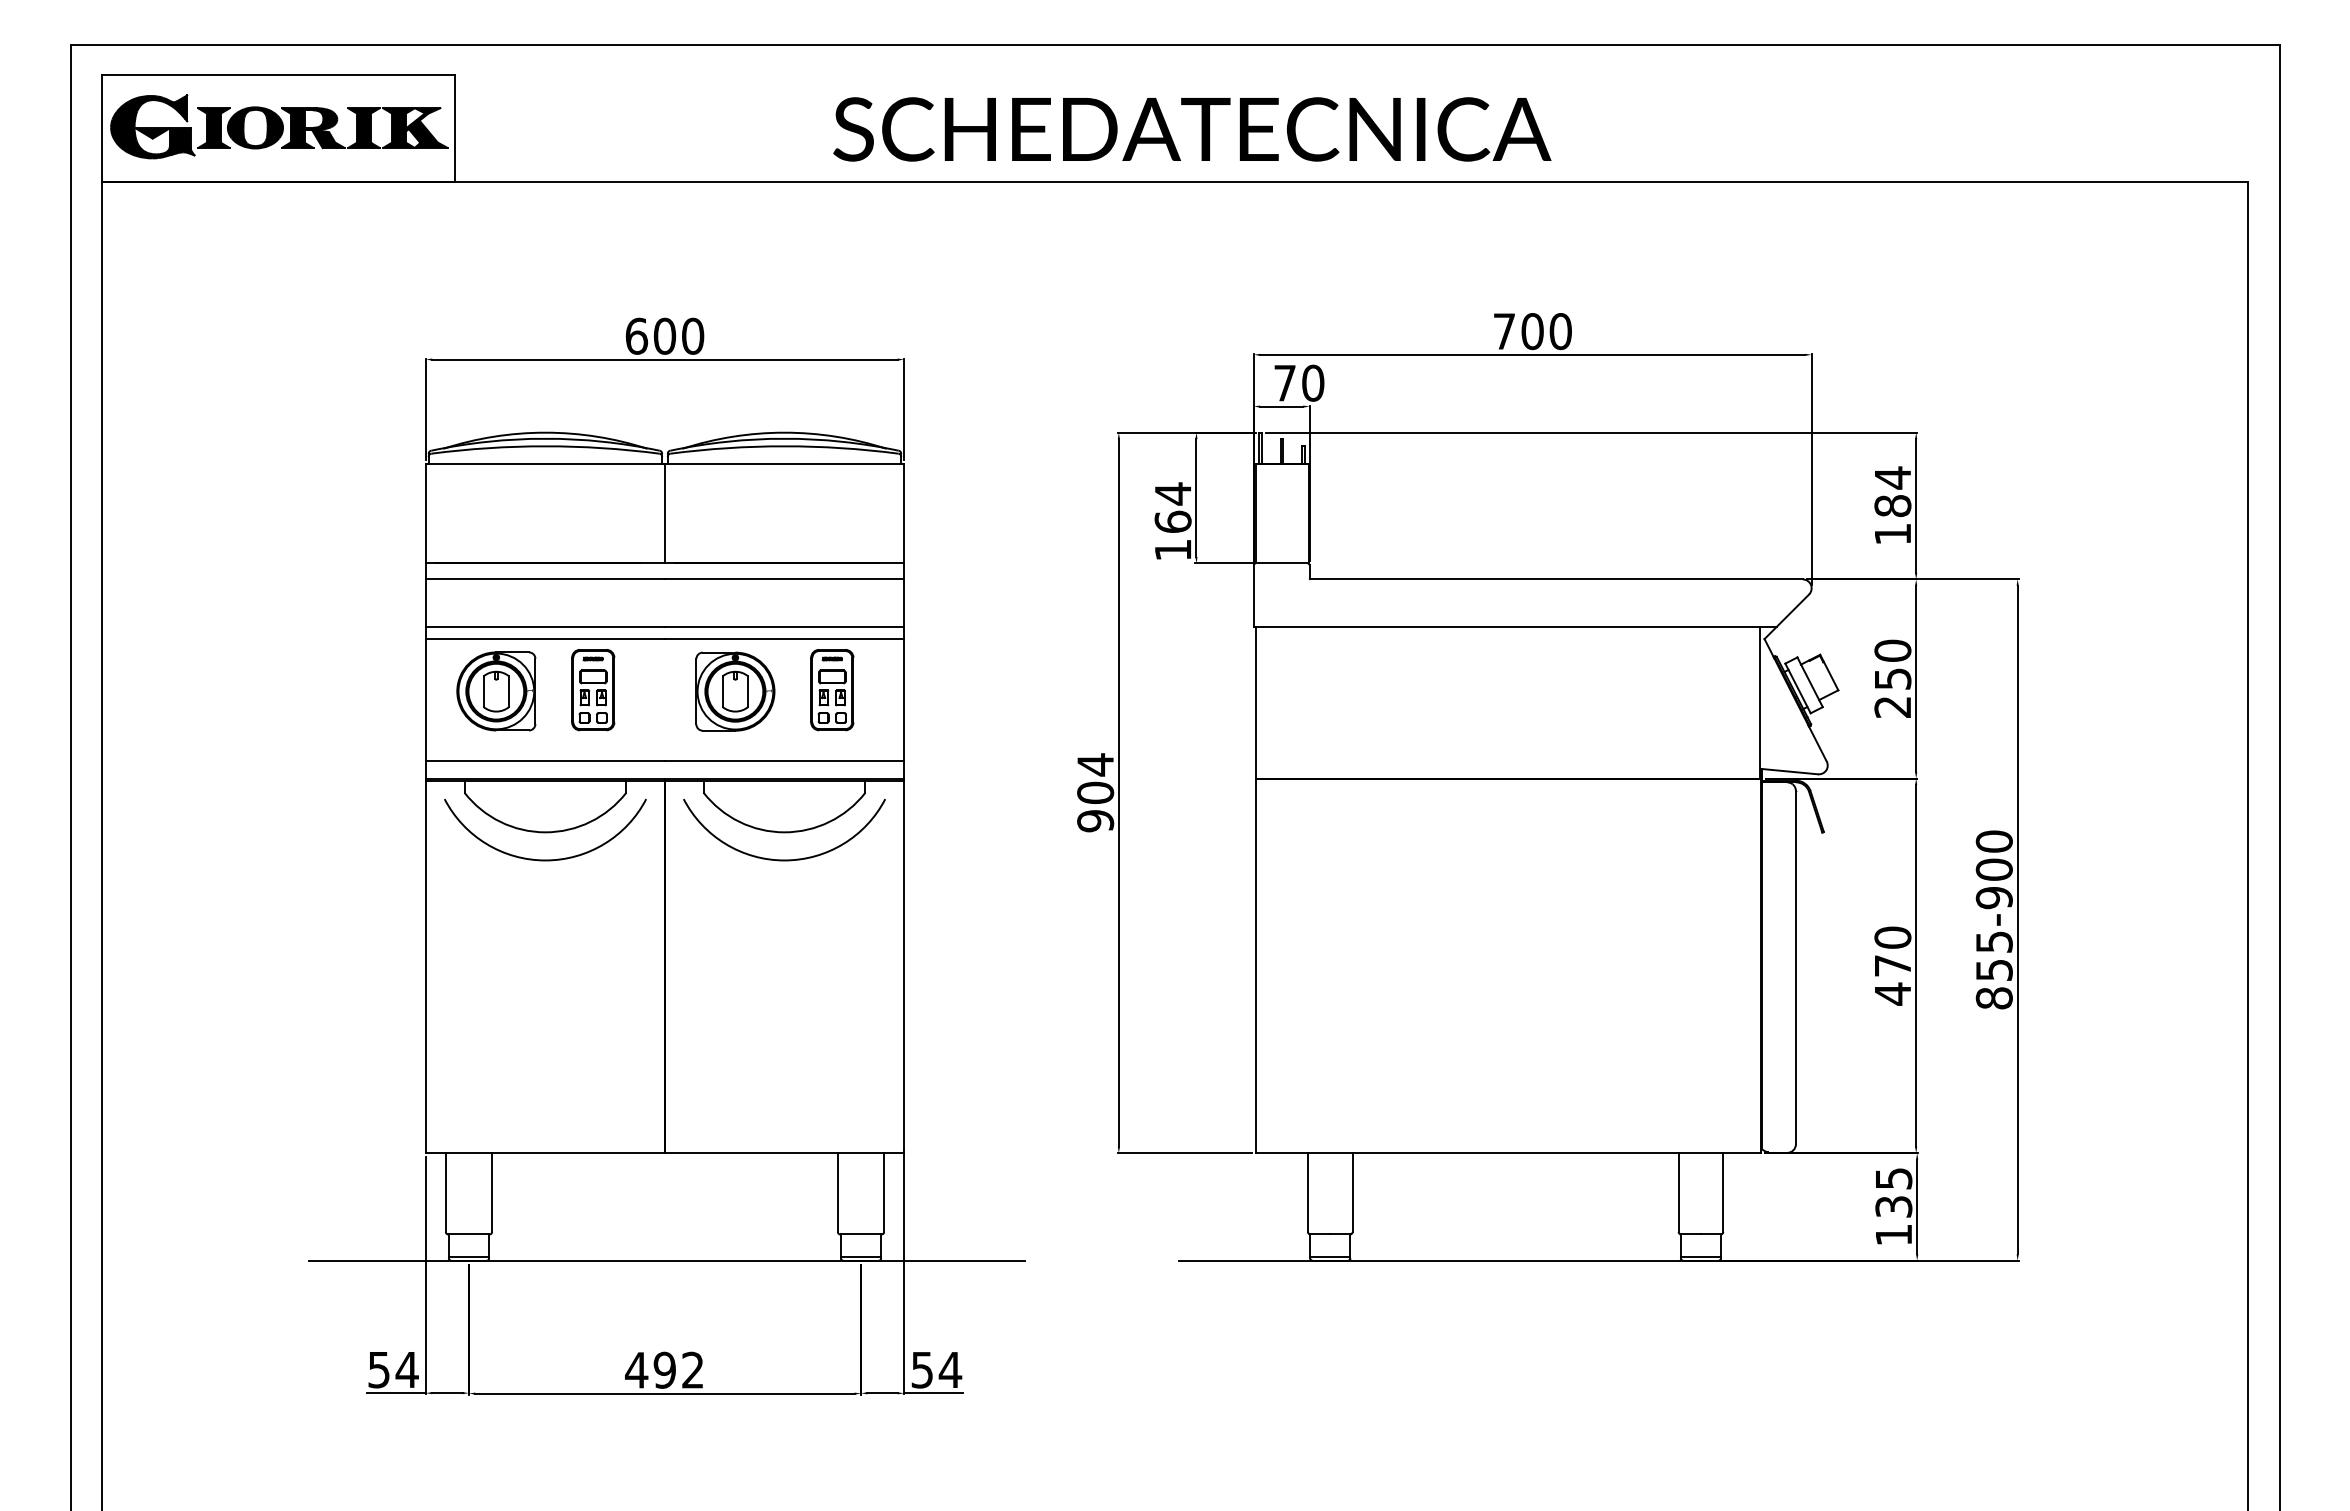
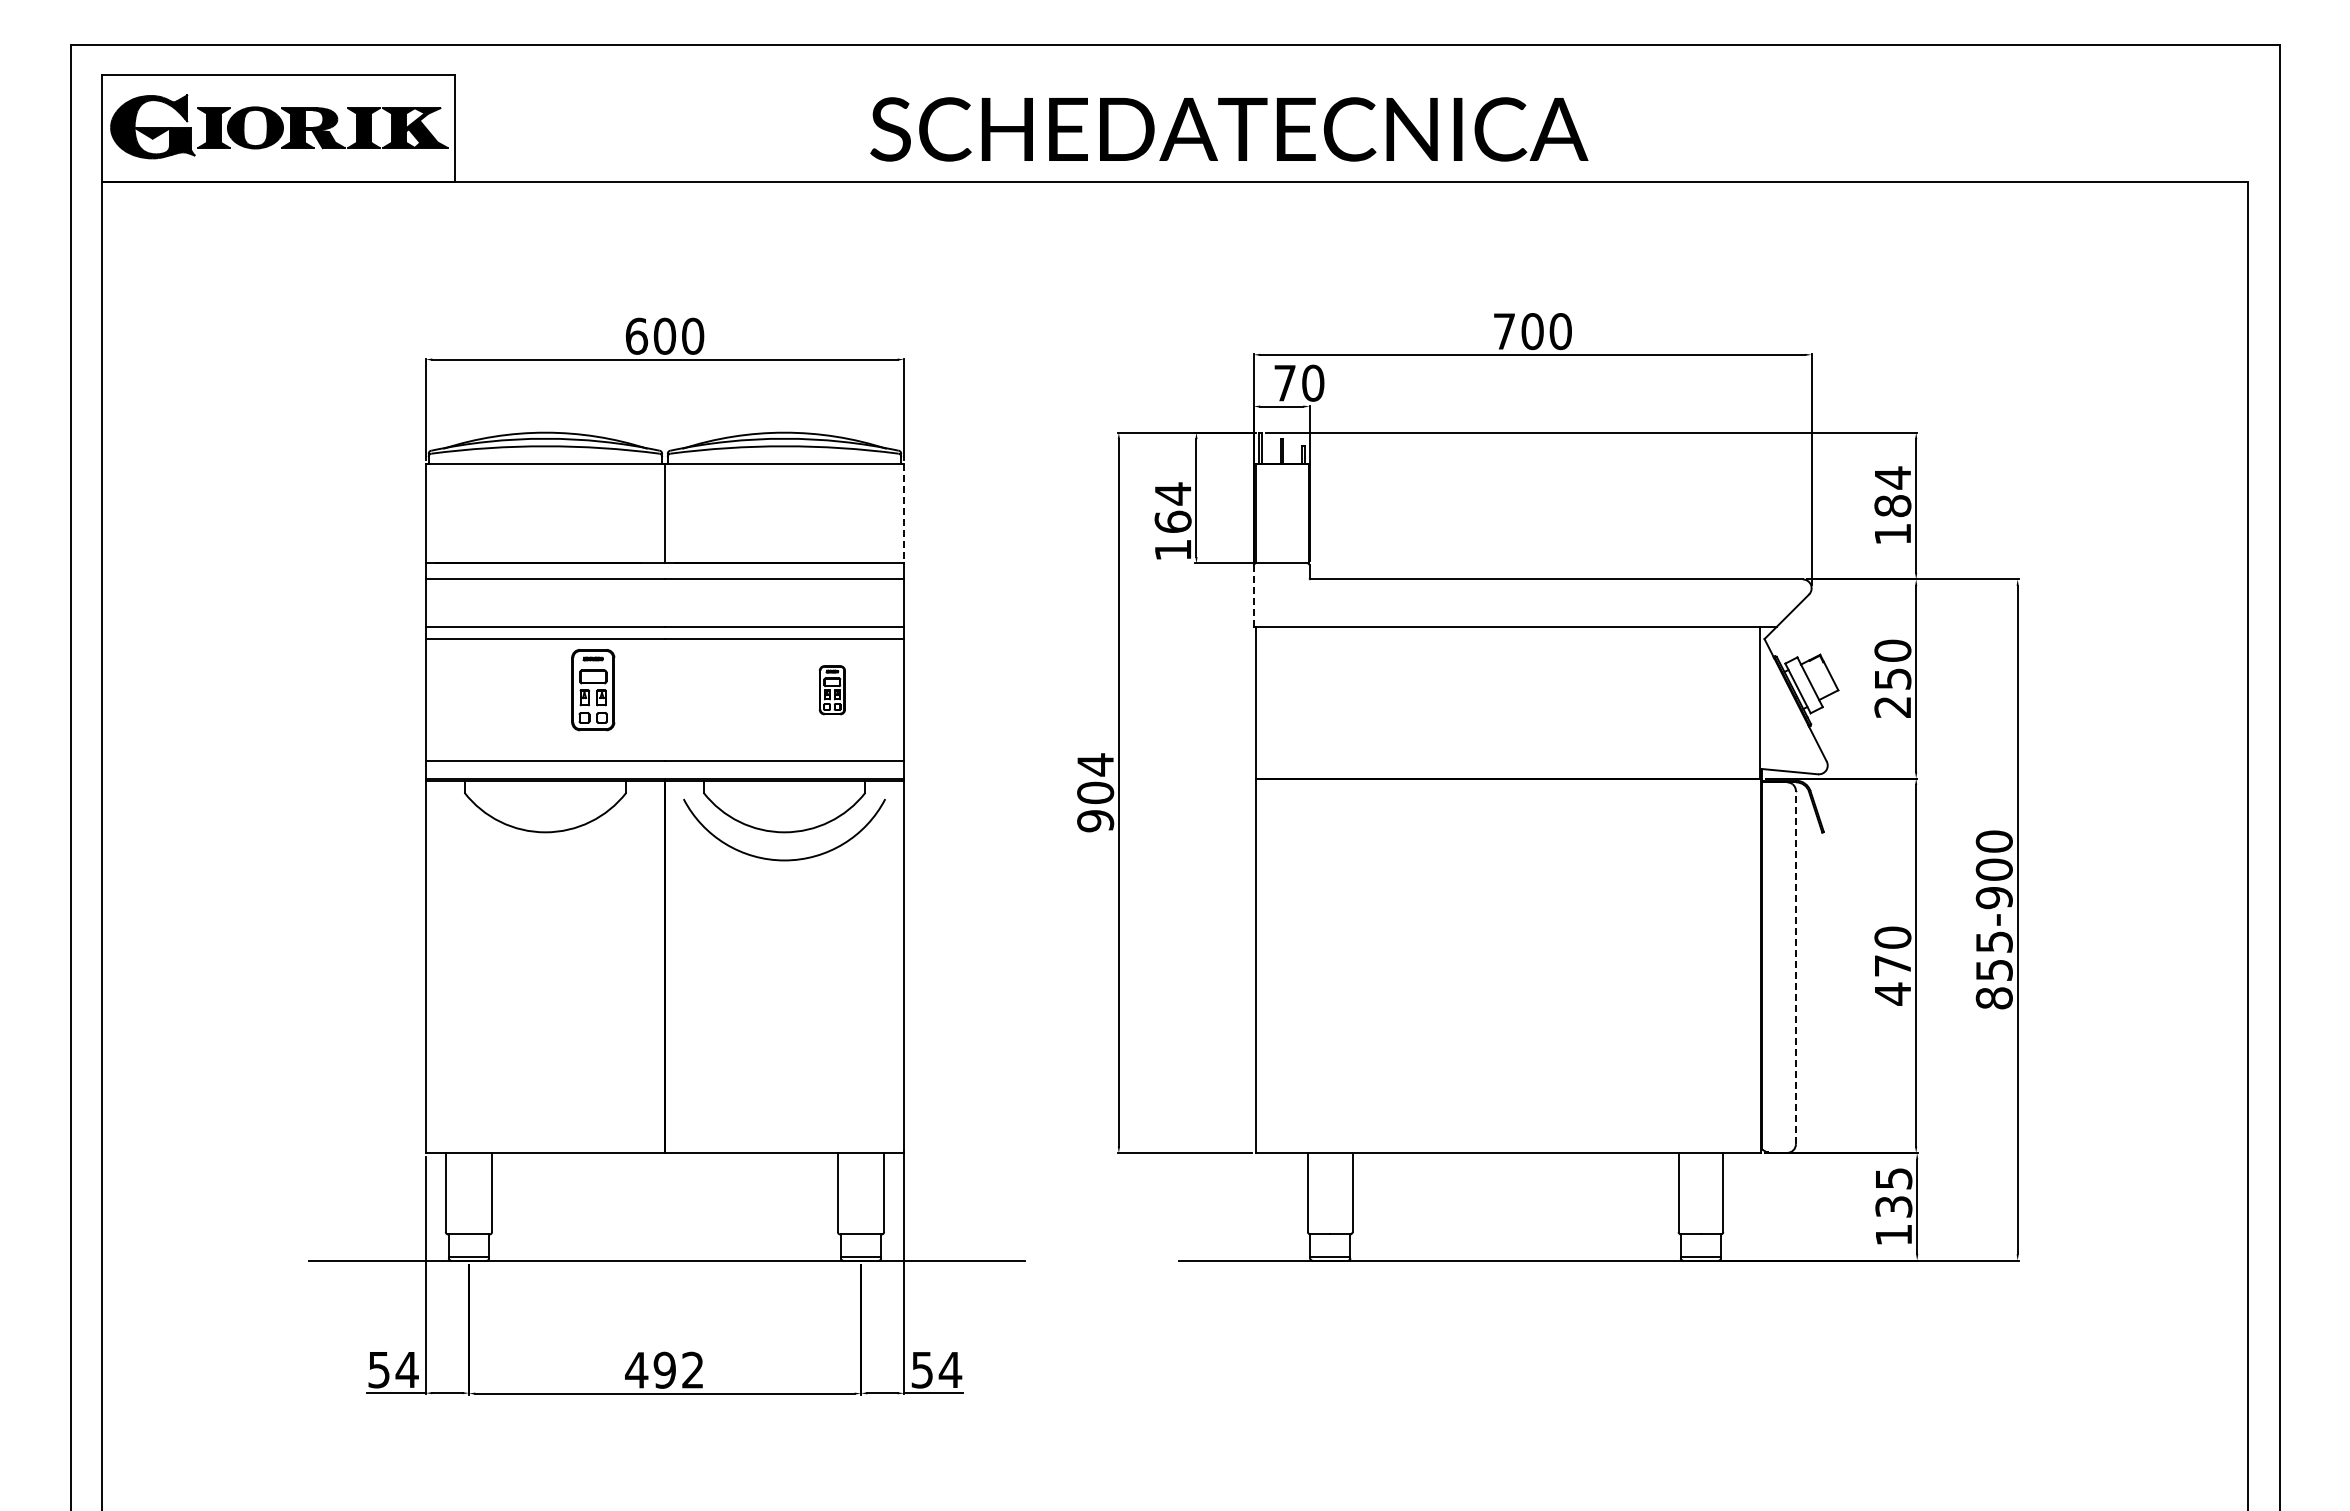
text position: (1192, 129) -> (1229, 129) (1229, 129)
line: solid -> dashed (904, 513)
line: solid -> dashed (1253, 596)
part size: 45x83 px -> 28x51 px (831, 690)
part: present -> none (496, 691)
part: present -> none (735, 691)
arc: present -> none (545, 859)
line: solid -> dashed (1795, 967)
